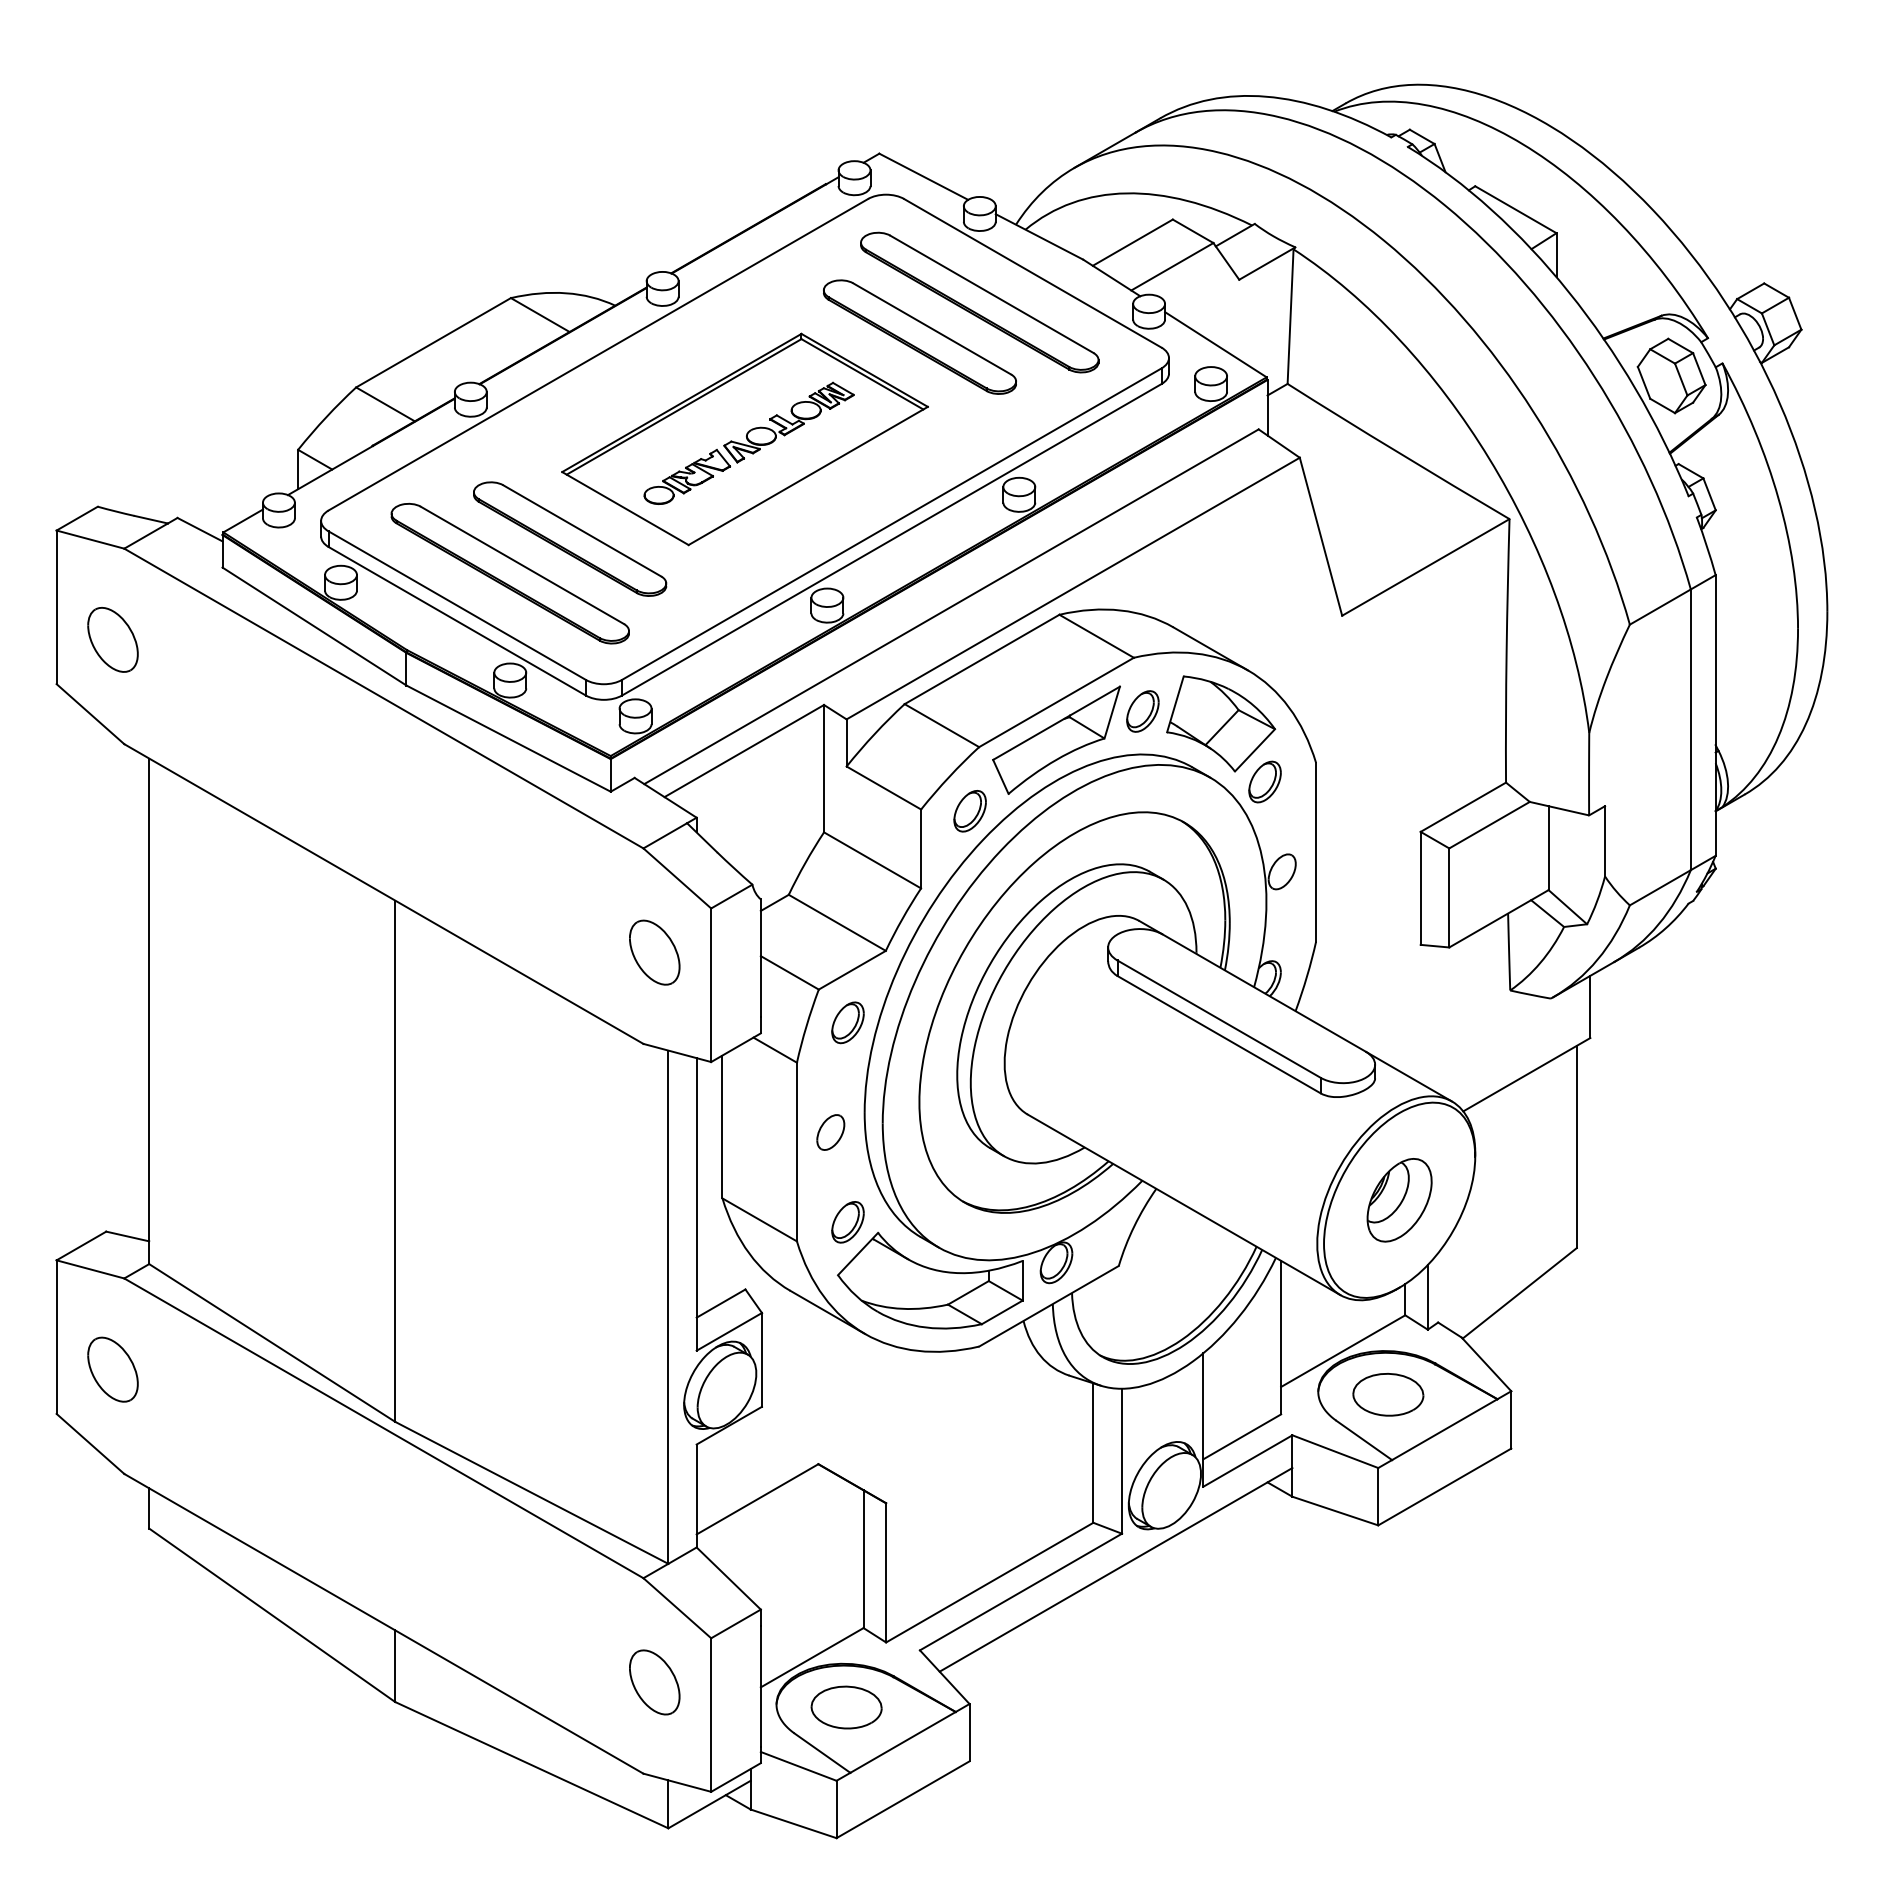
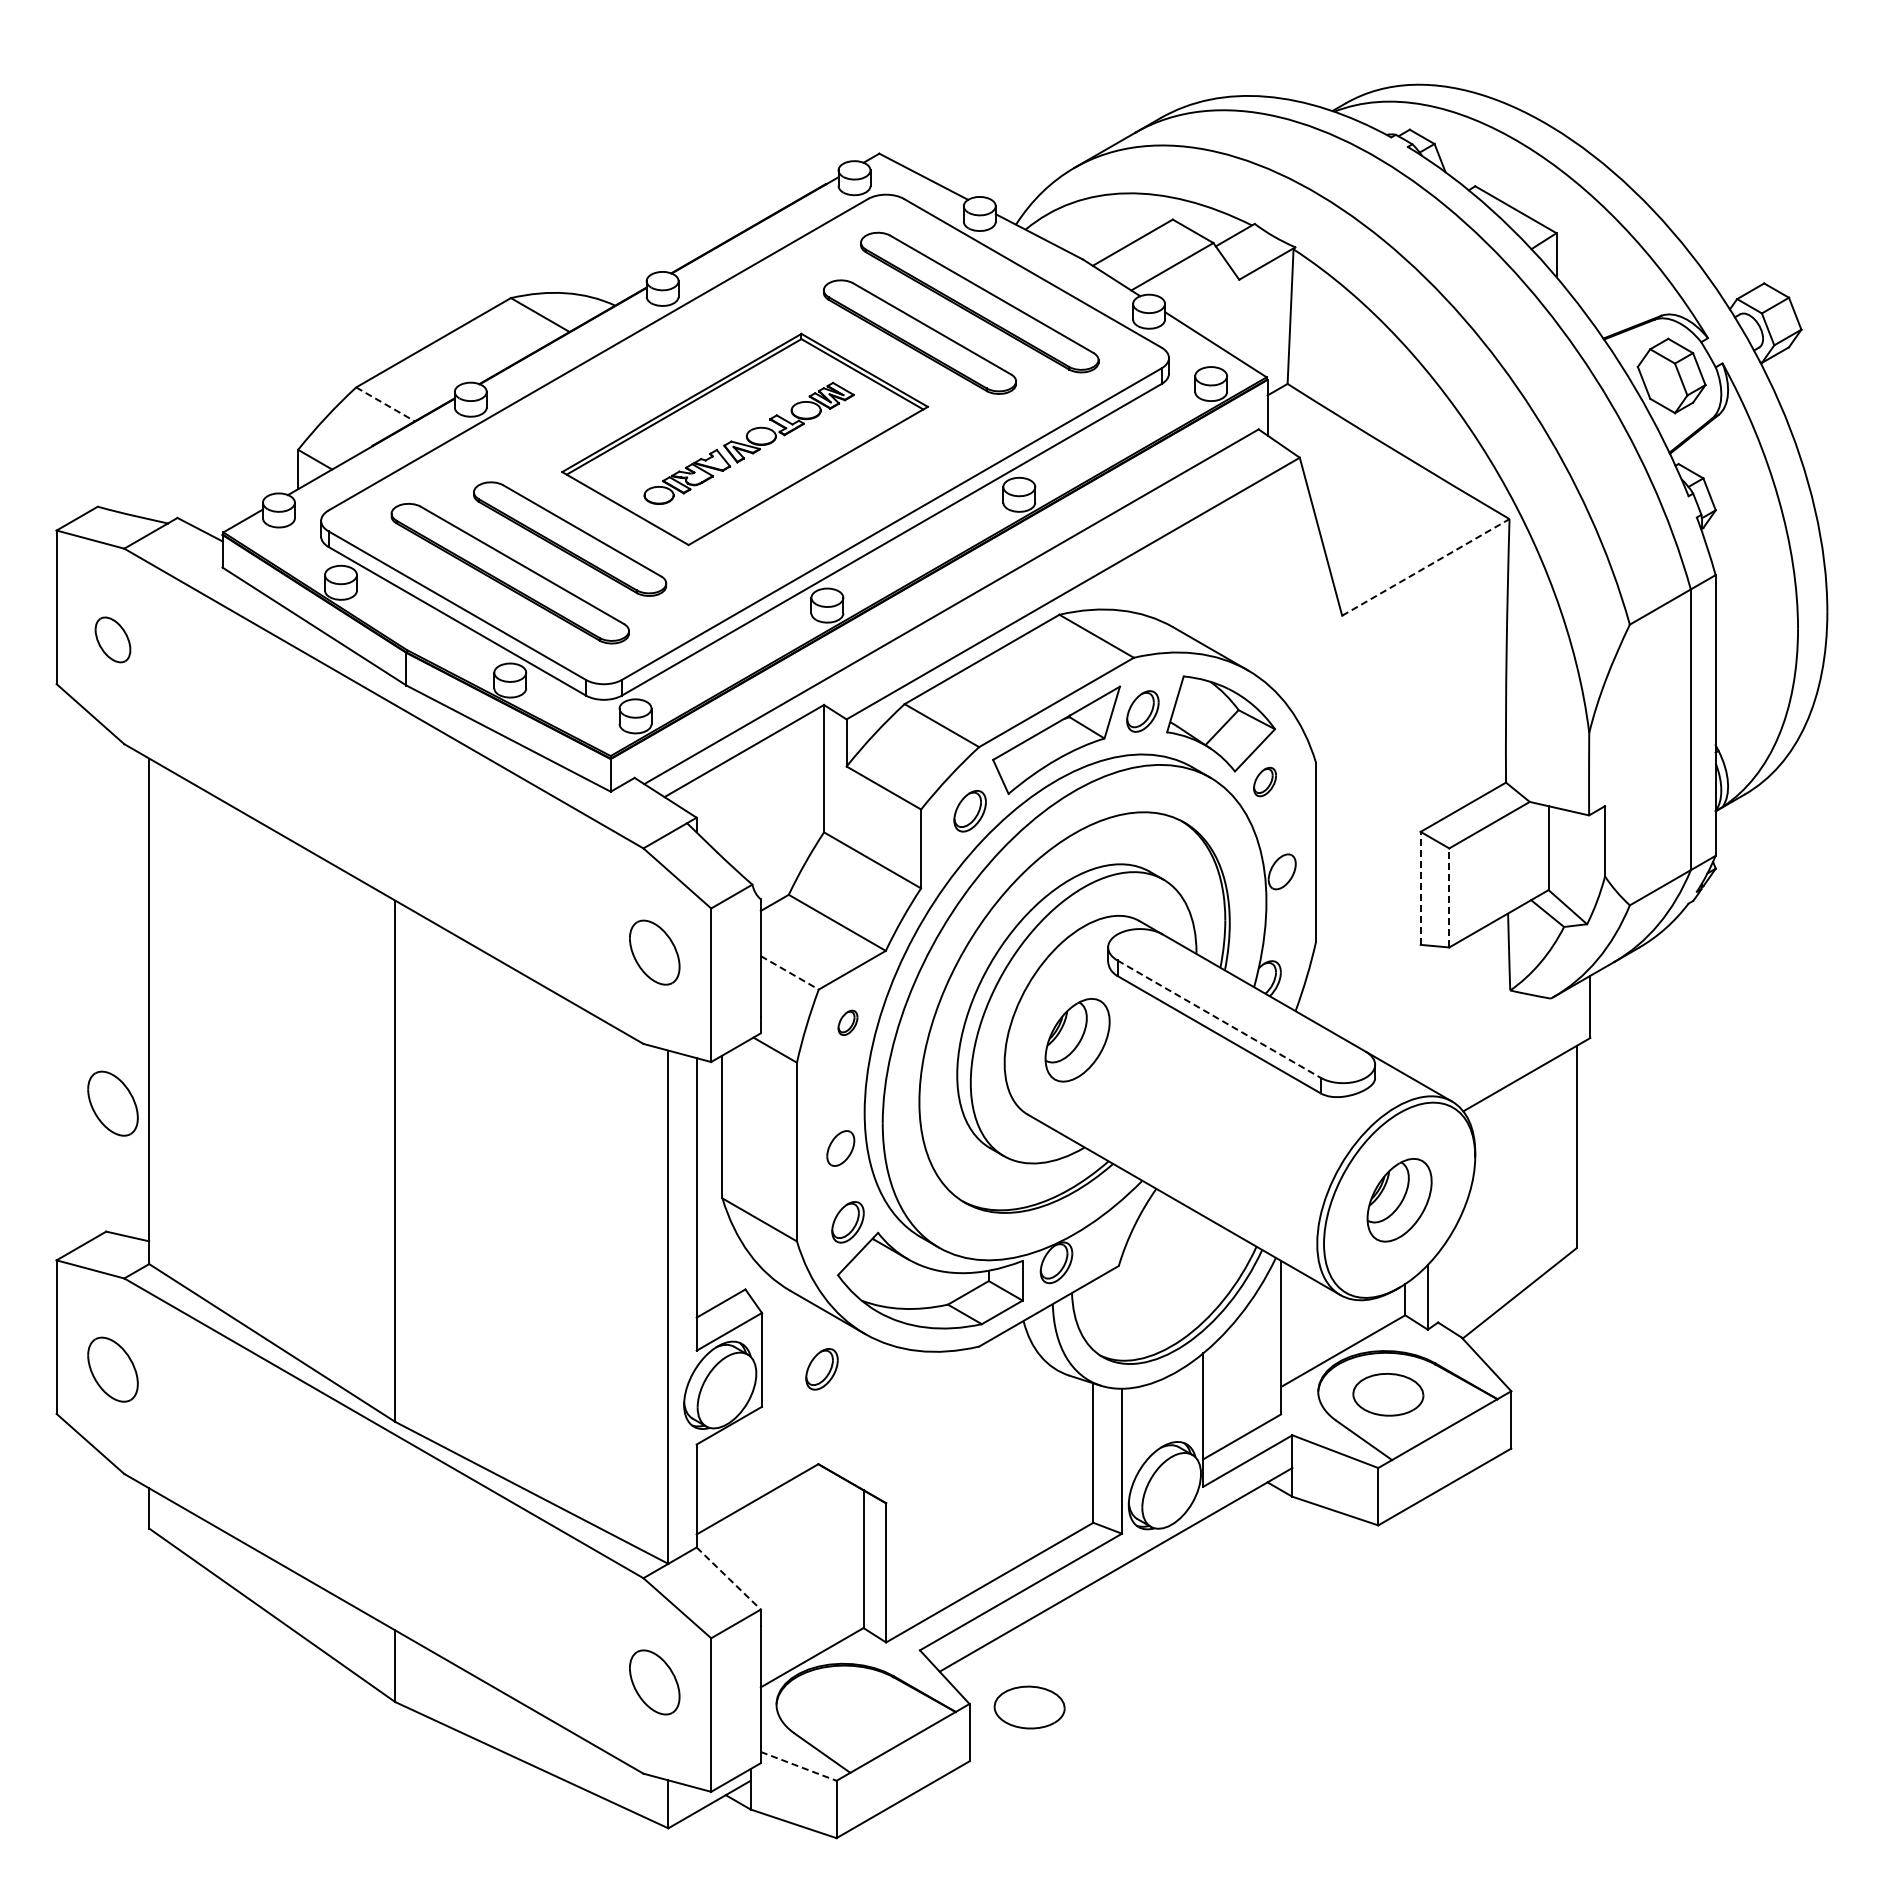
line: solid -> dashed (385, 404)
line: solid -> dashed (1425, 567)
part size: 52x66 px -> 38x48 px (112, 639)
part size: 34x44 px -> 24x32 px (1264, 781)
line: solid -> dashed (1420, 888)
line: solid -> dashed (1449, 897)
line: solid -> dashed (790, 973)
line: solid -> dashed (1219, 1019)
part size: 34x44 px -> 22x27 px (847, 1022)
part: none -> present (1077, 1040)
part: none -> present (112, 1103)
part position: (830, 1132) -> (840, 1148) (840, 1148)
part: none -> present (821, 1369)
line: solid -> dashed (728, 1578)
part position: (846, 1707) -> (1029, 1707) (1029, 1707)
line: solid -> dashed (798, 1766)
